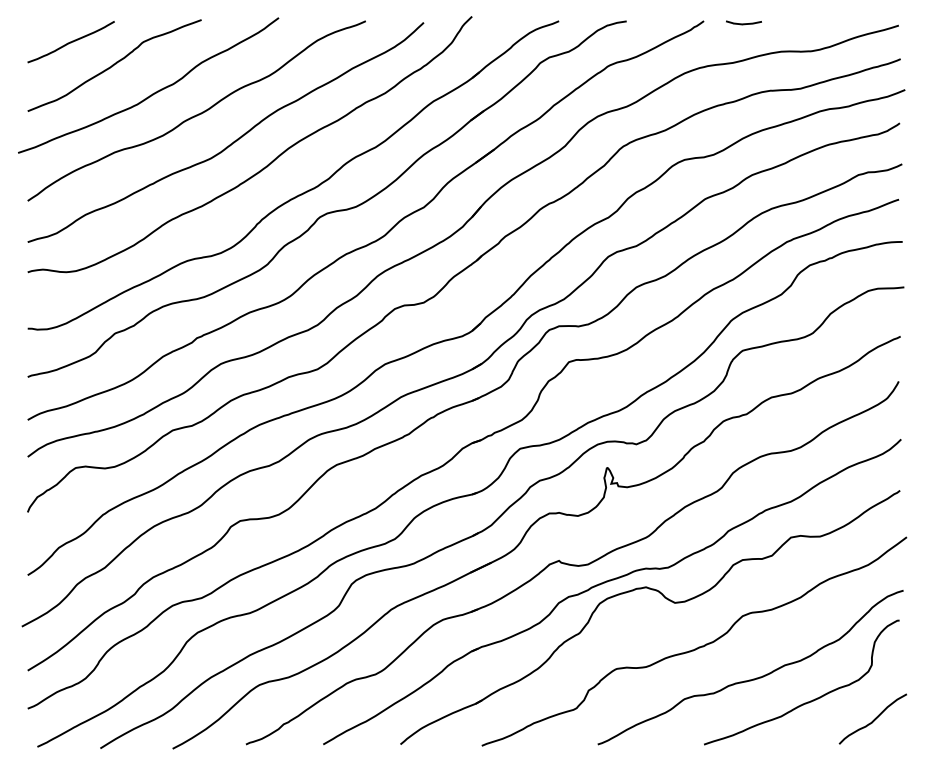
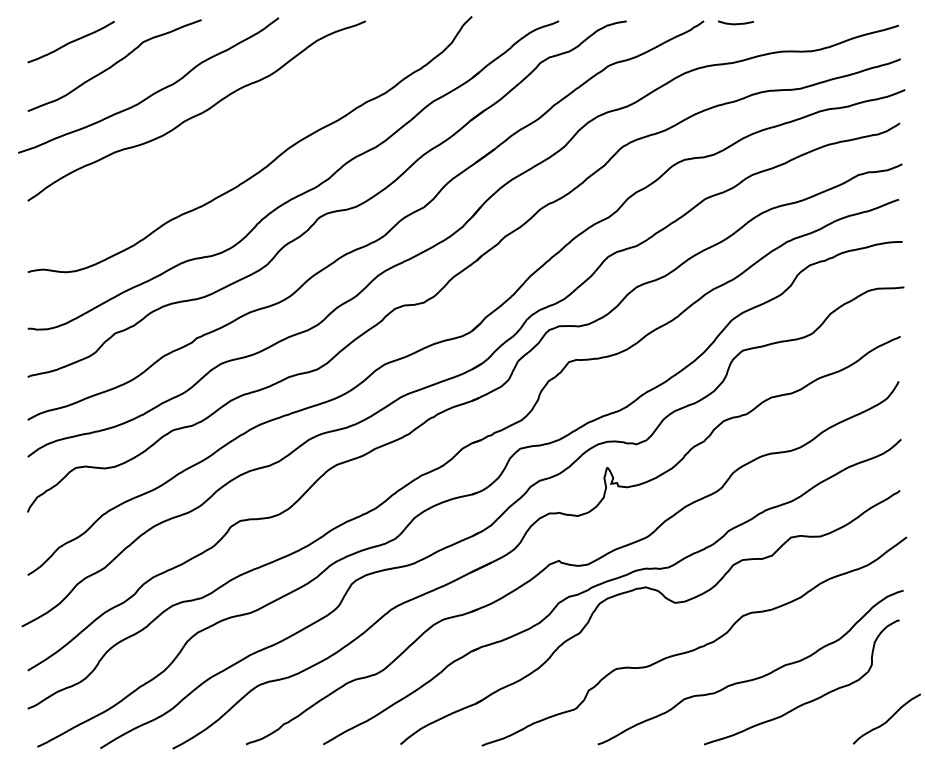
curve position: (743, 23) -> (735, 23) (735, 23)
curve: present -> none (234, 140)
curve position: (873, 719) -> (887, 719) (887, 719)
